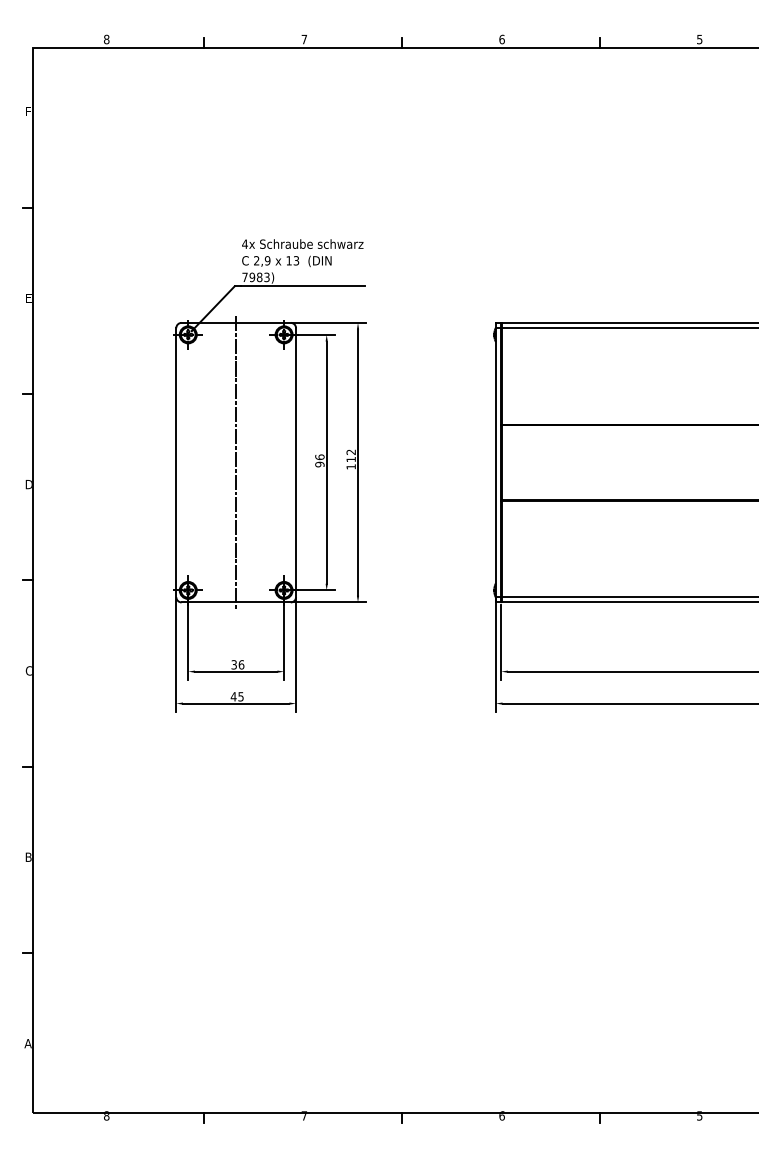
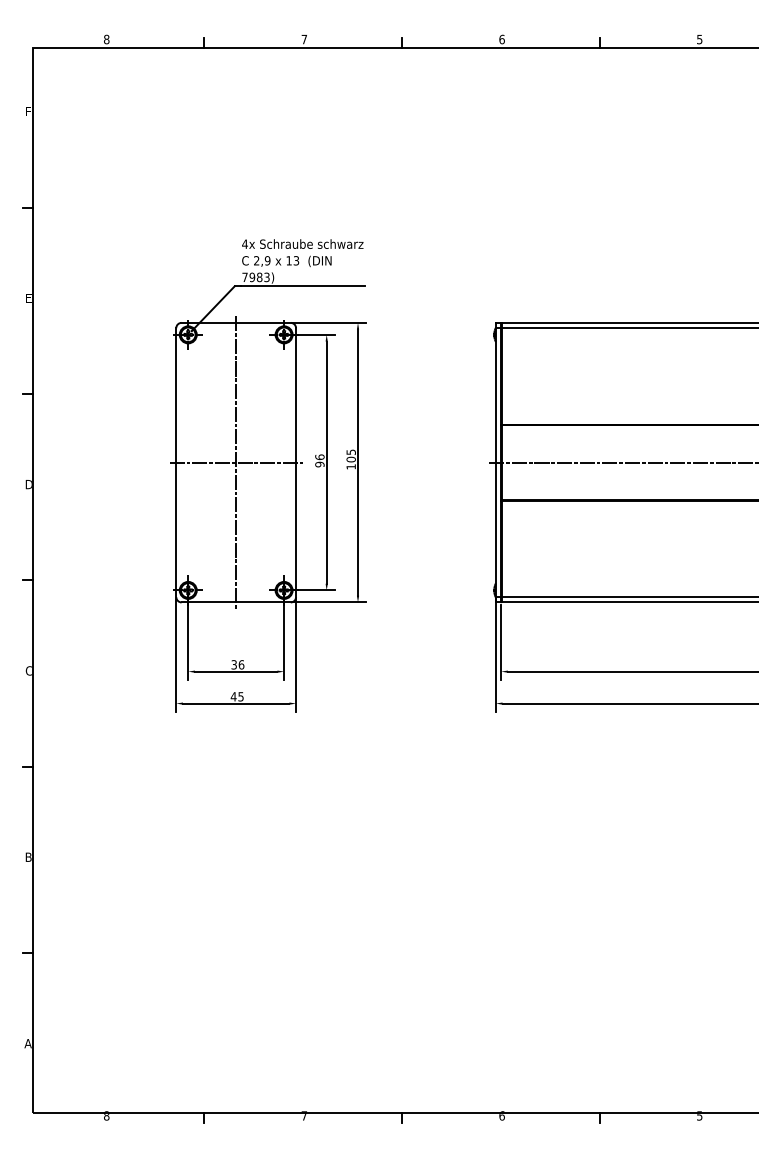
text: 112 -> 105 (350, 455)
line: none -> present (235, 462)
line: none -> present (622, 462)
